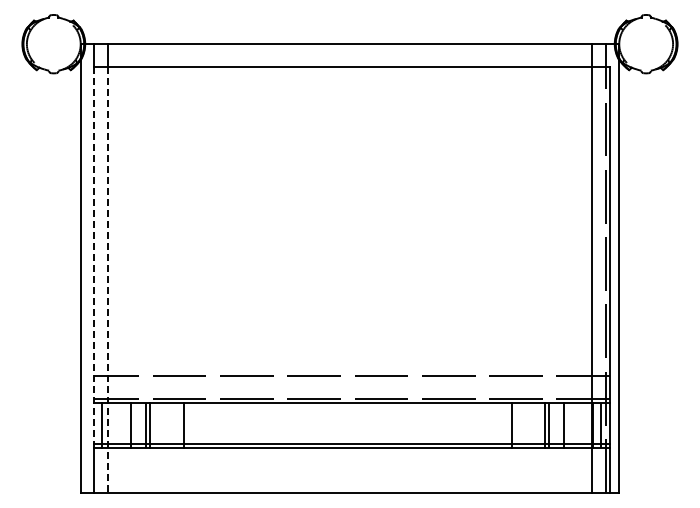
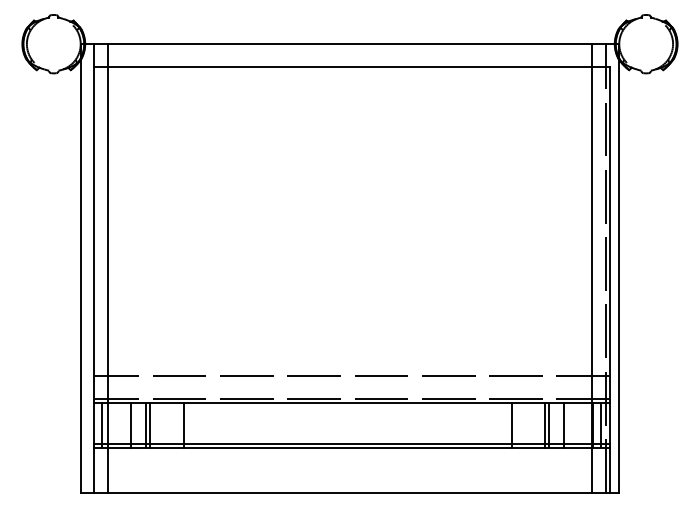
line: dashed -> solid (94, 257)
line: dashed -> solid (107, 280)
